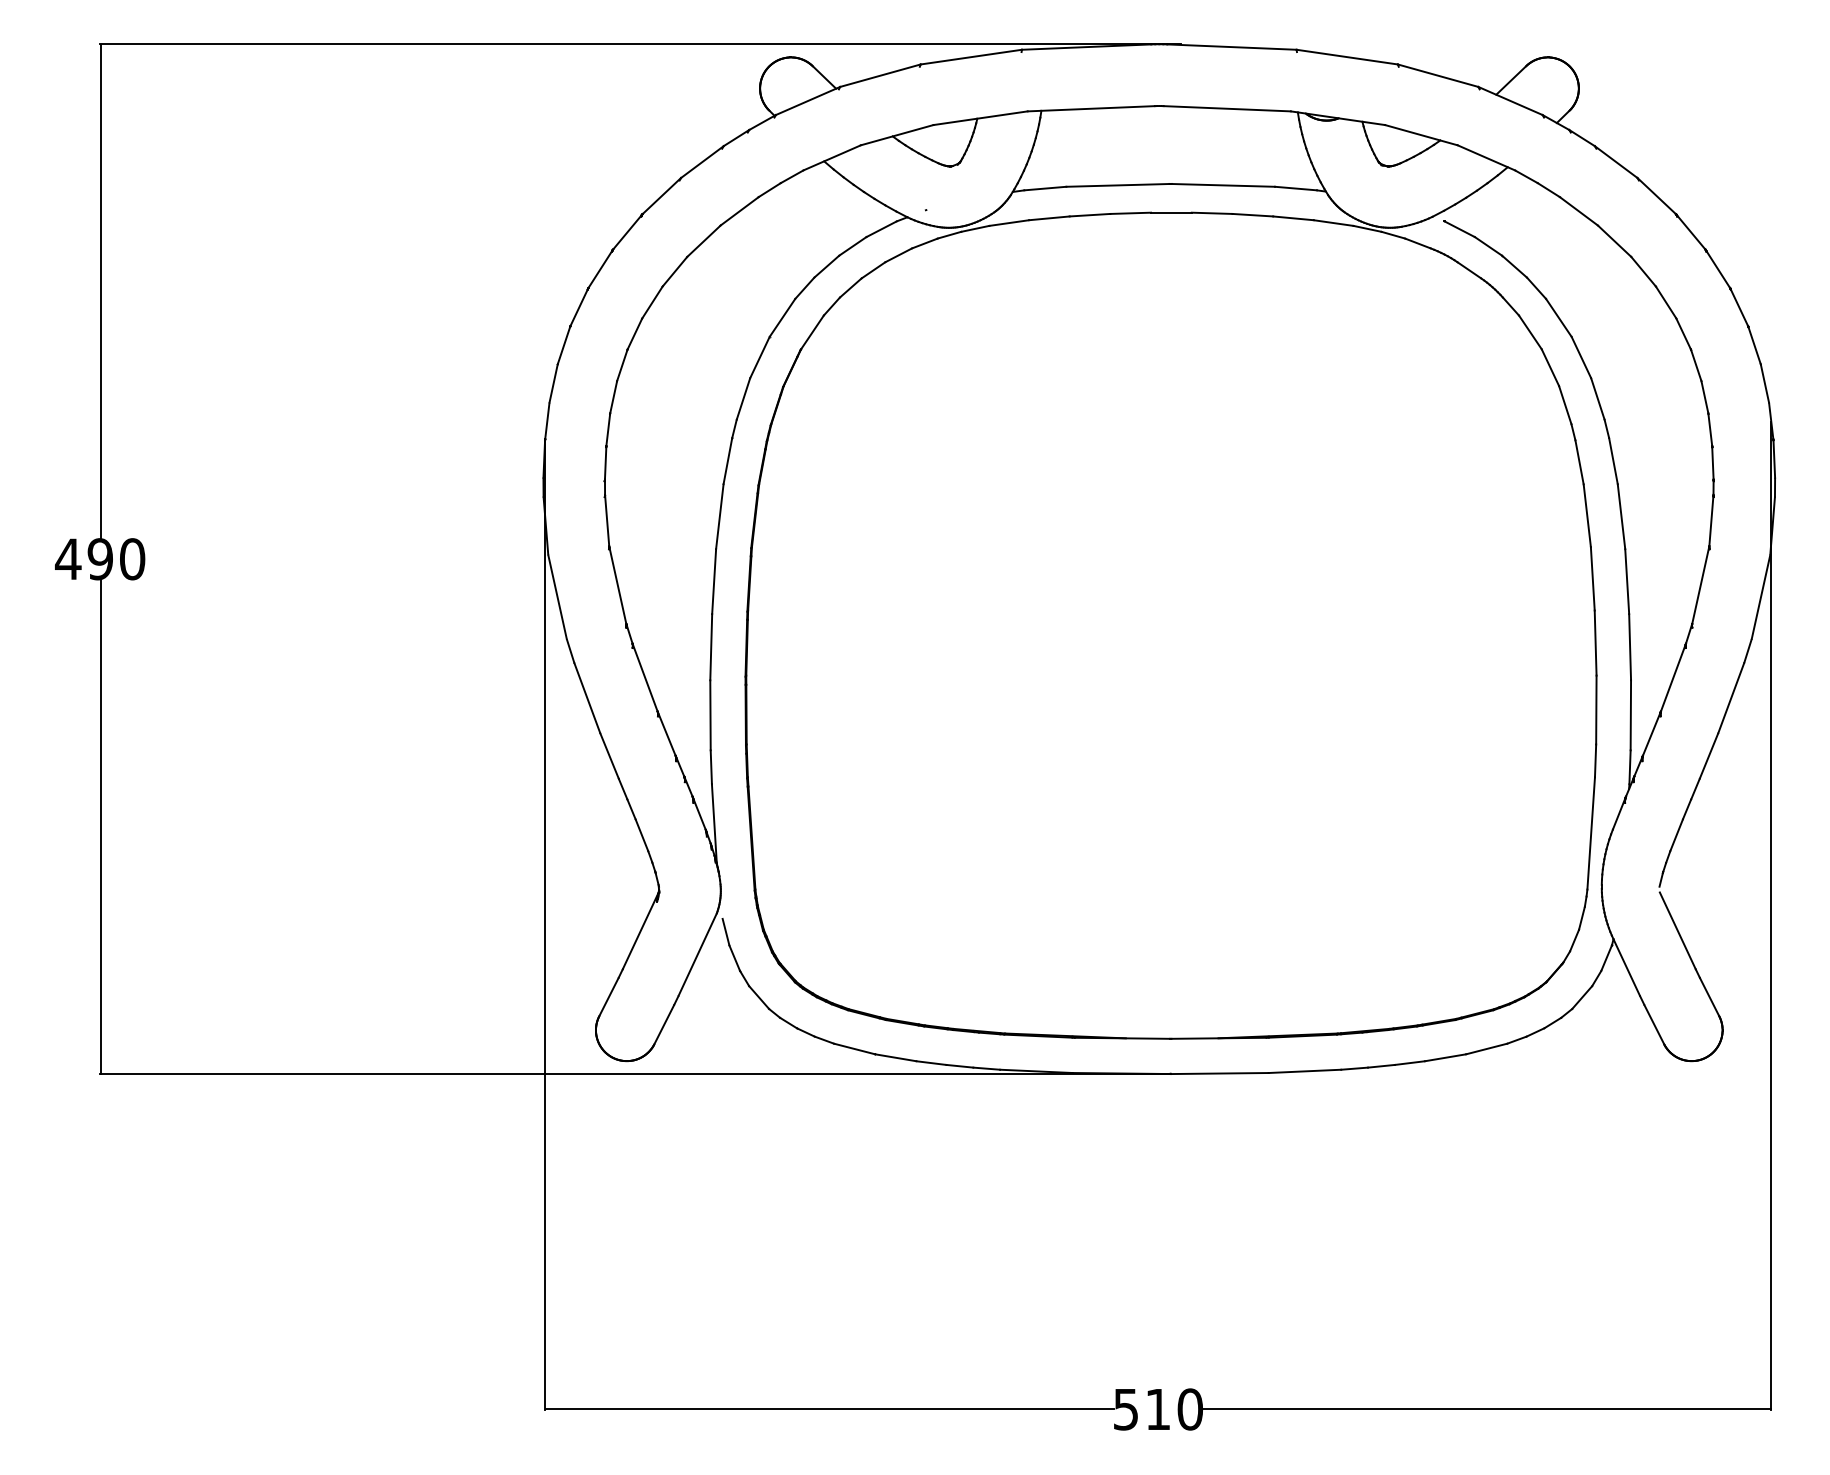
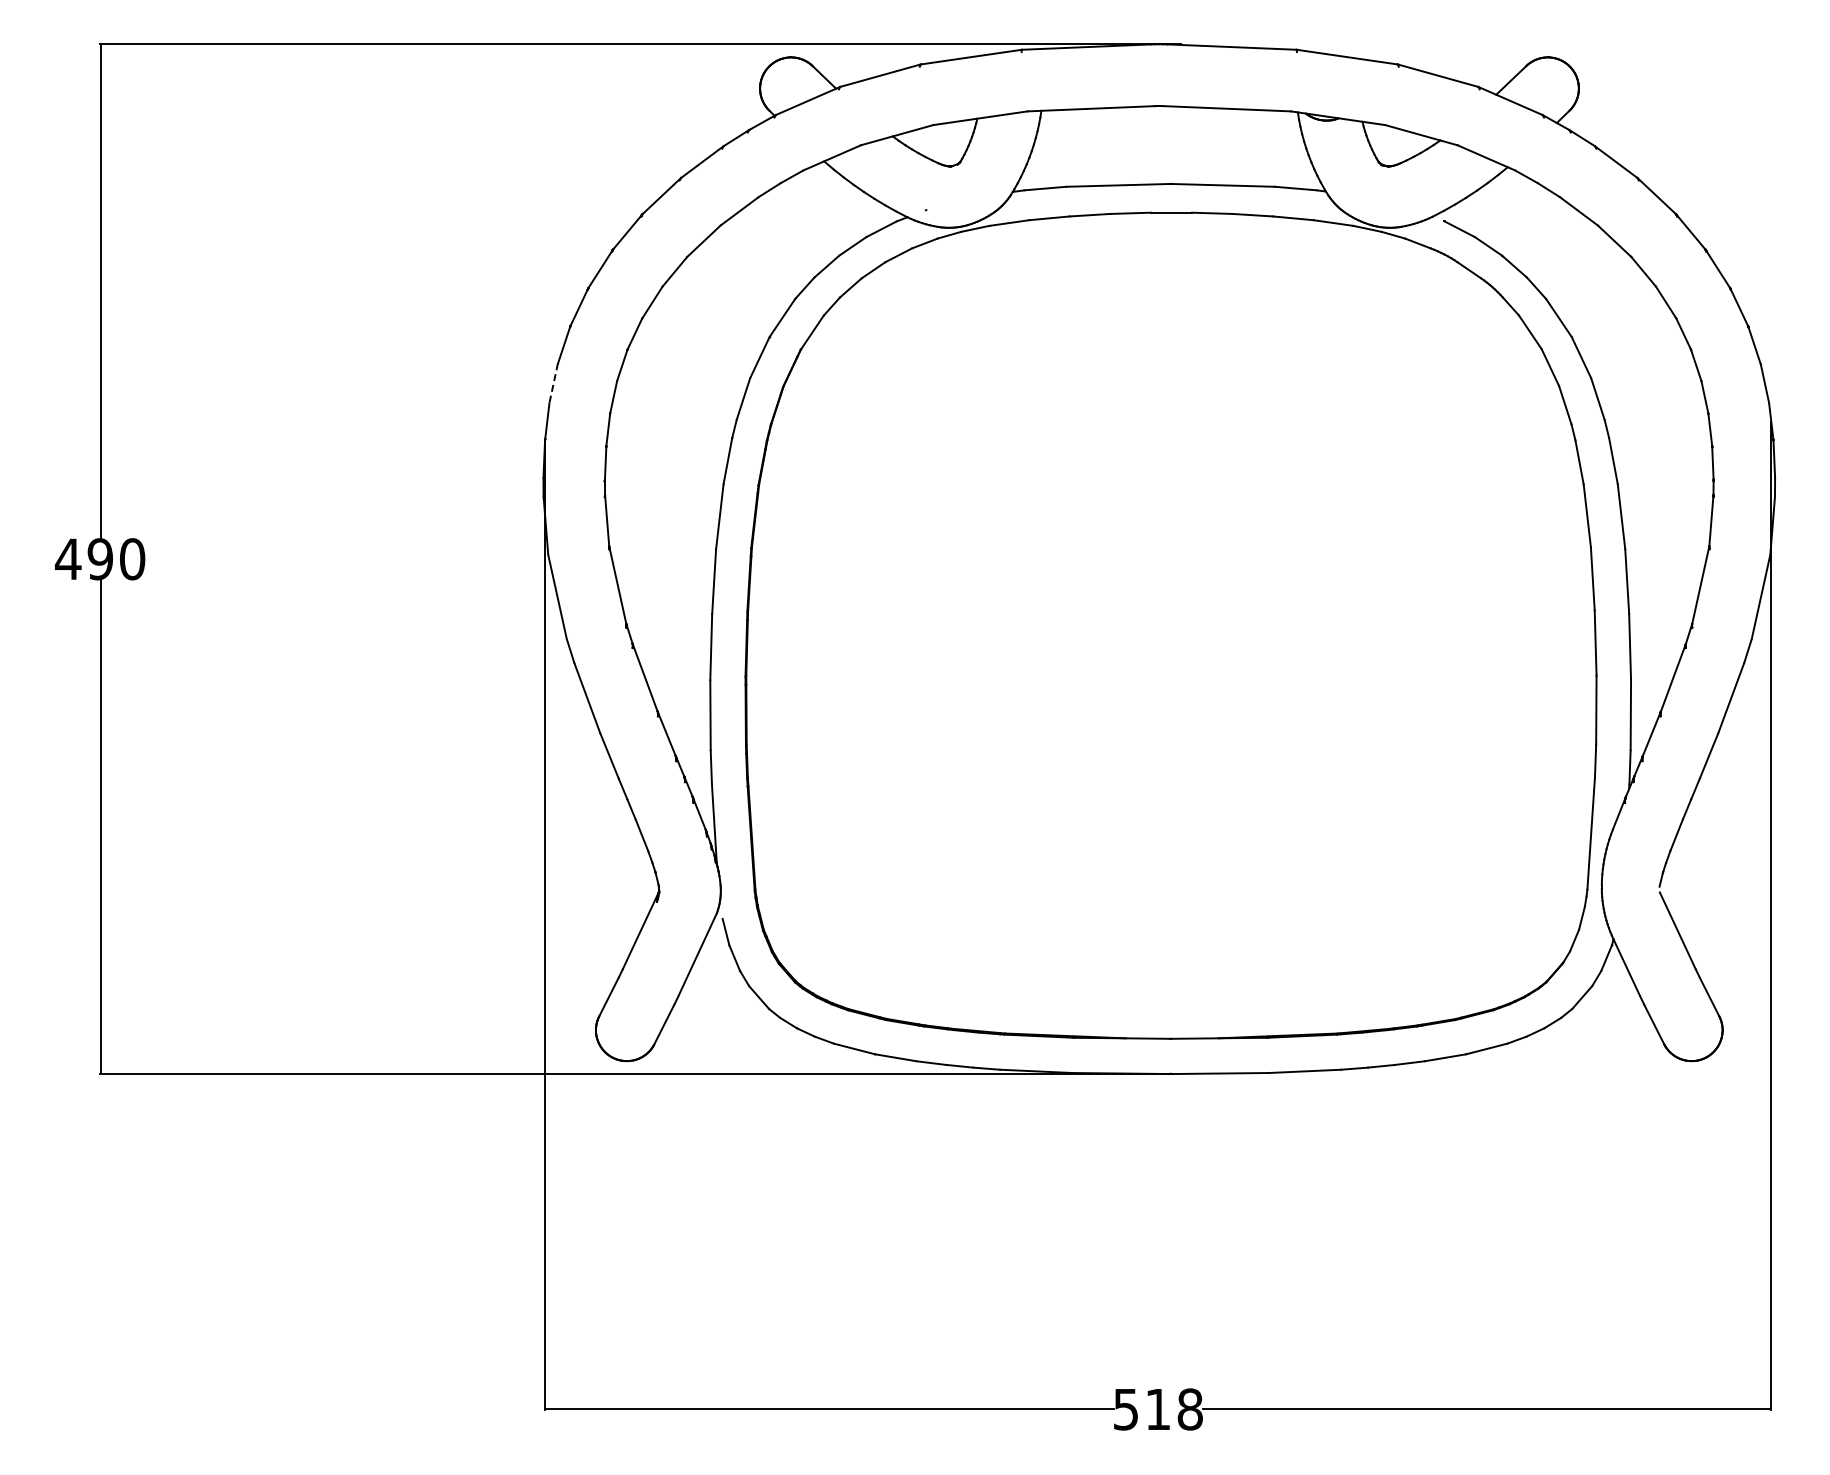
line: solid -> dashed (553, 383)
text: 510 -> 518 (1189, 1409)
